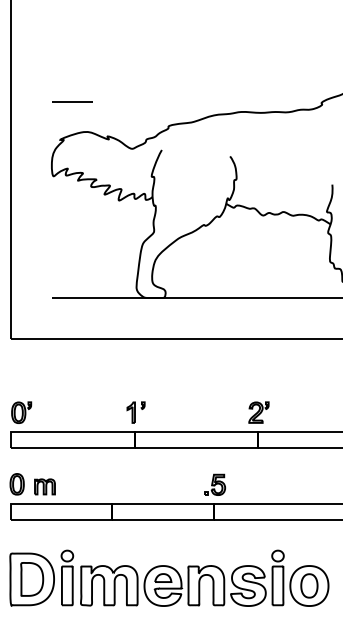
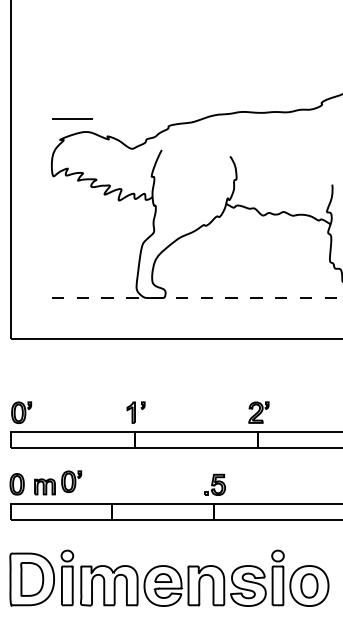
line position: (72, 101) -> (72, 118) (72, 118)
line: solid -> dashed (197, 298)
part: none -> present (71, 481)
